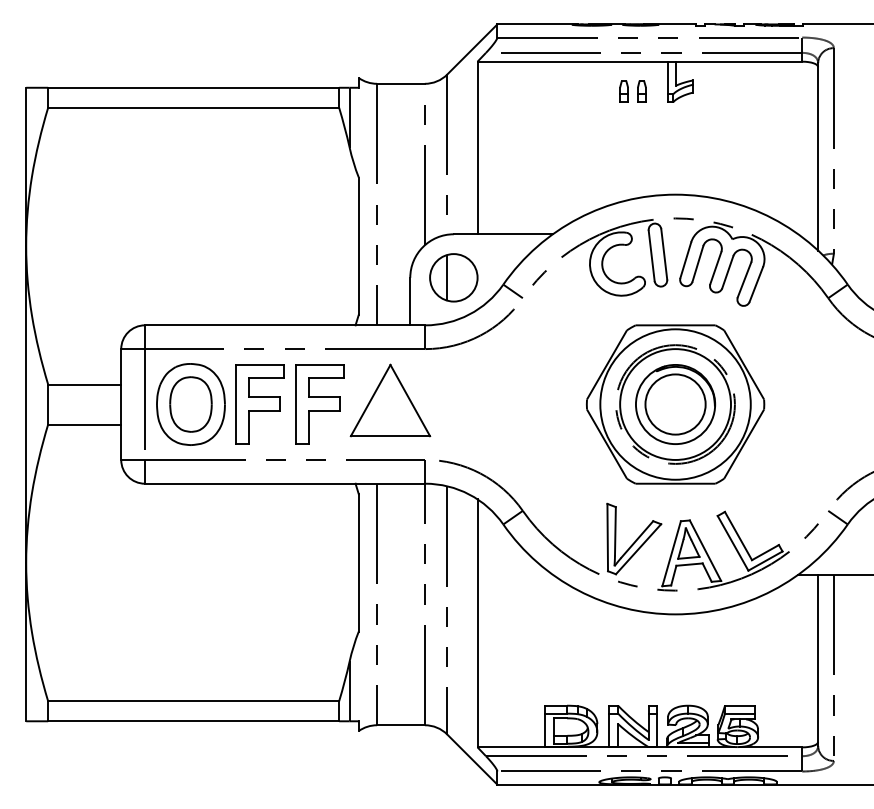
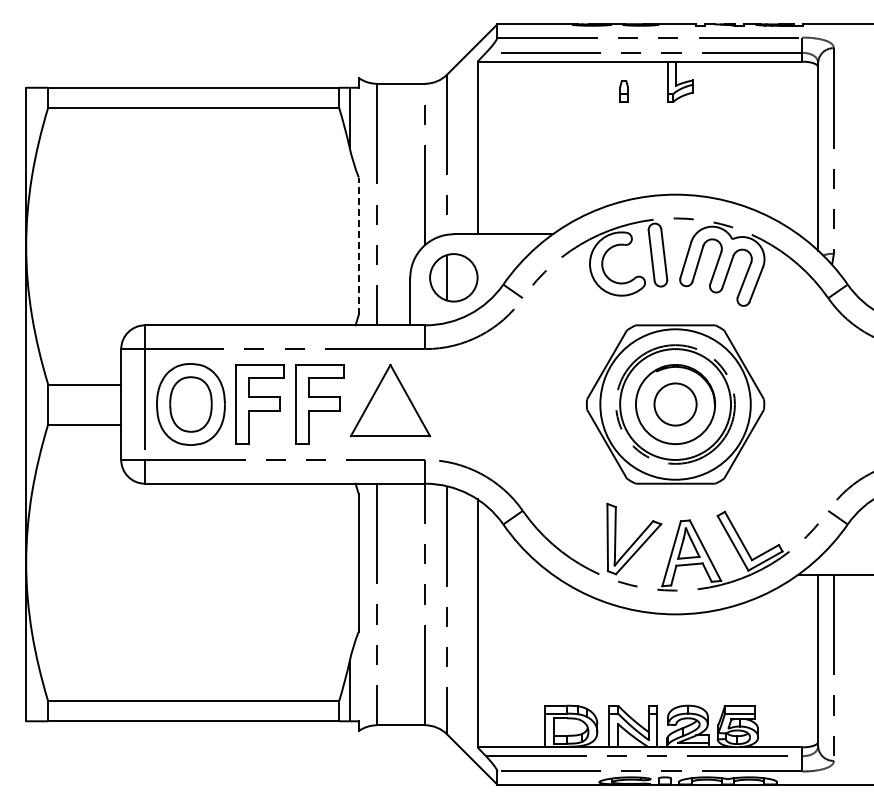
part: present -> none (641, 91)
line: solid -> dashed (358, 246)
circle diameter: 60 px -> 42 px (675, 404)
